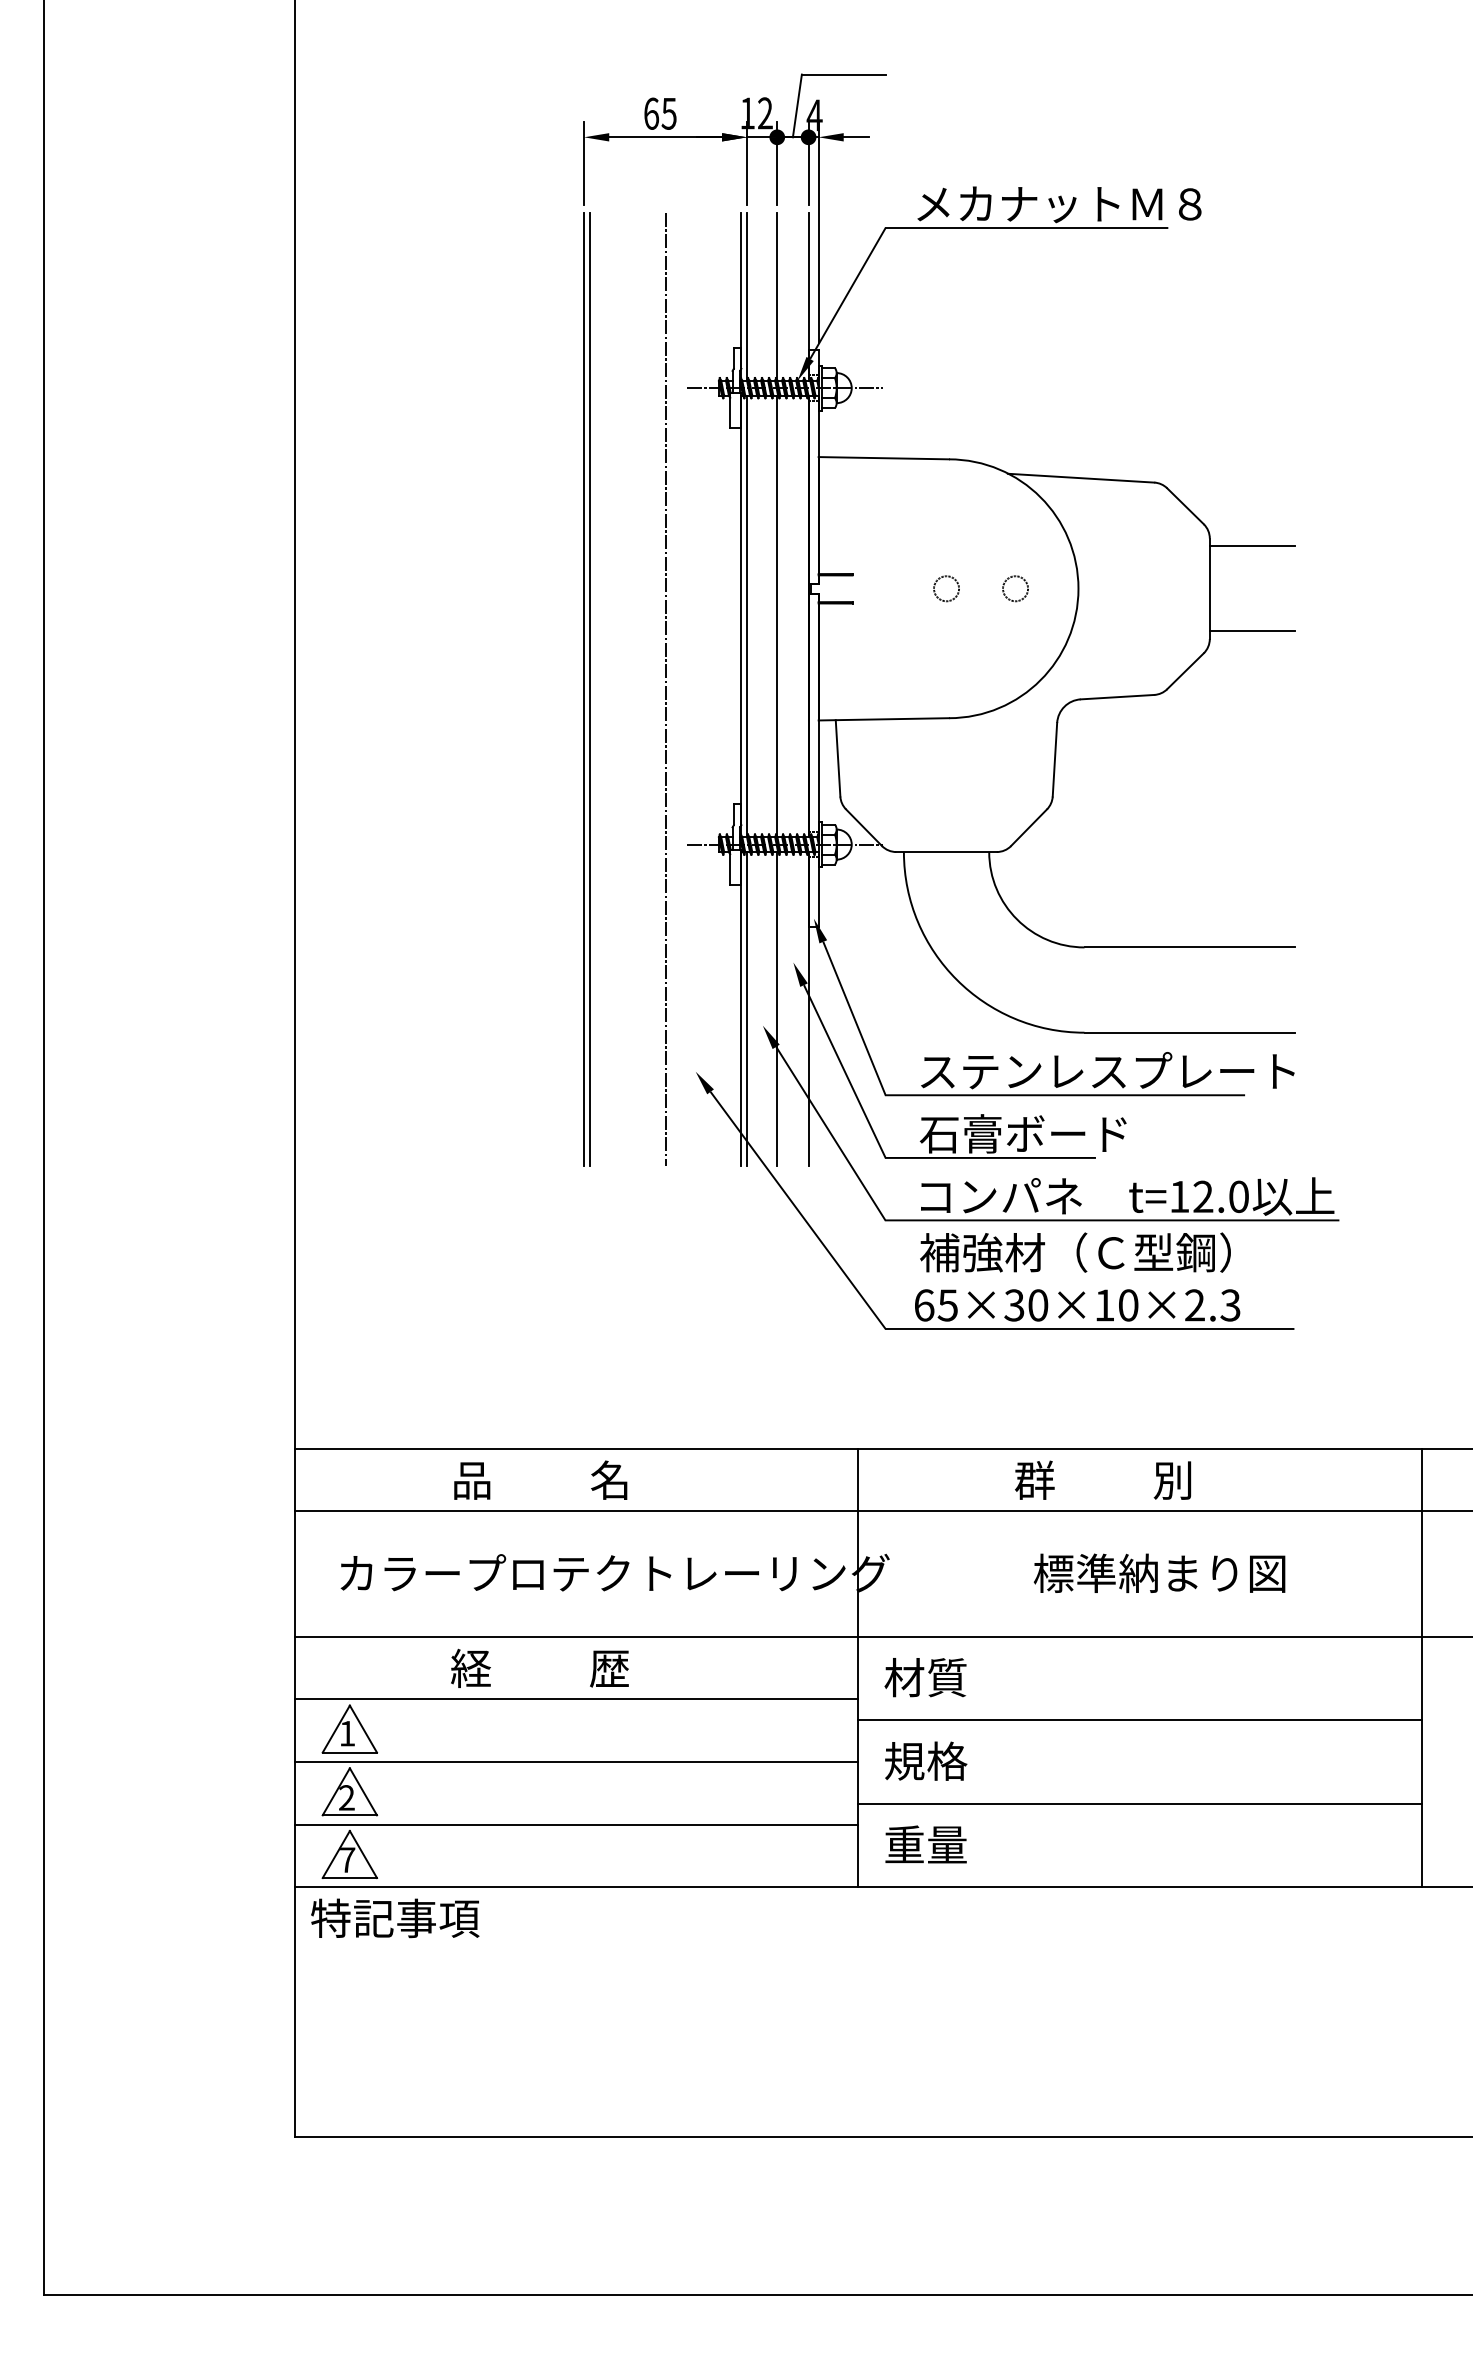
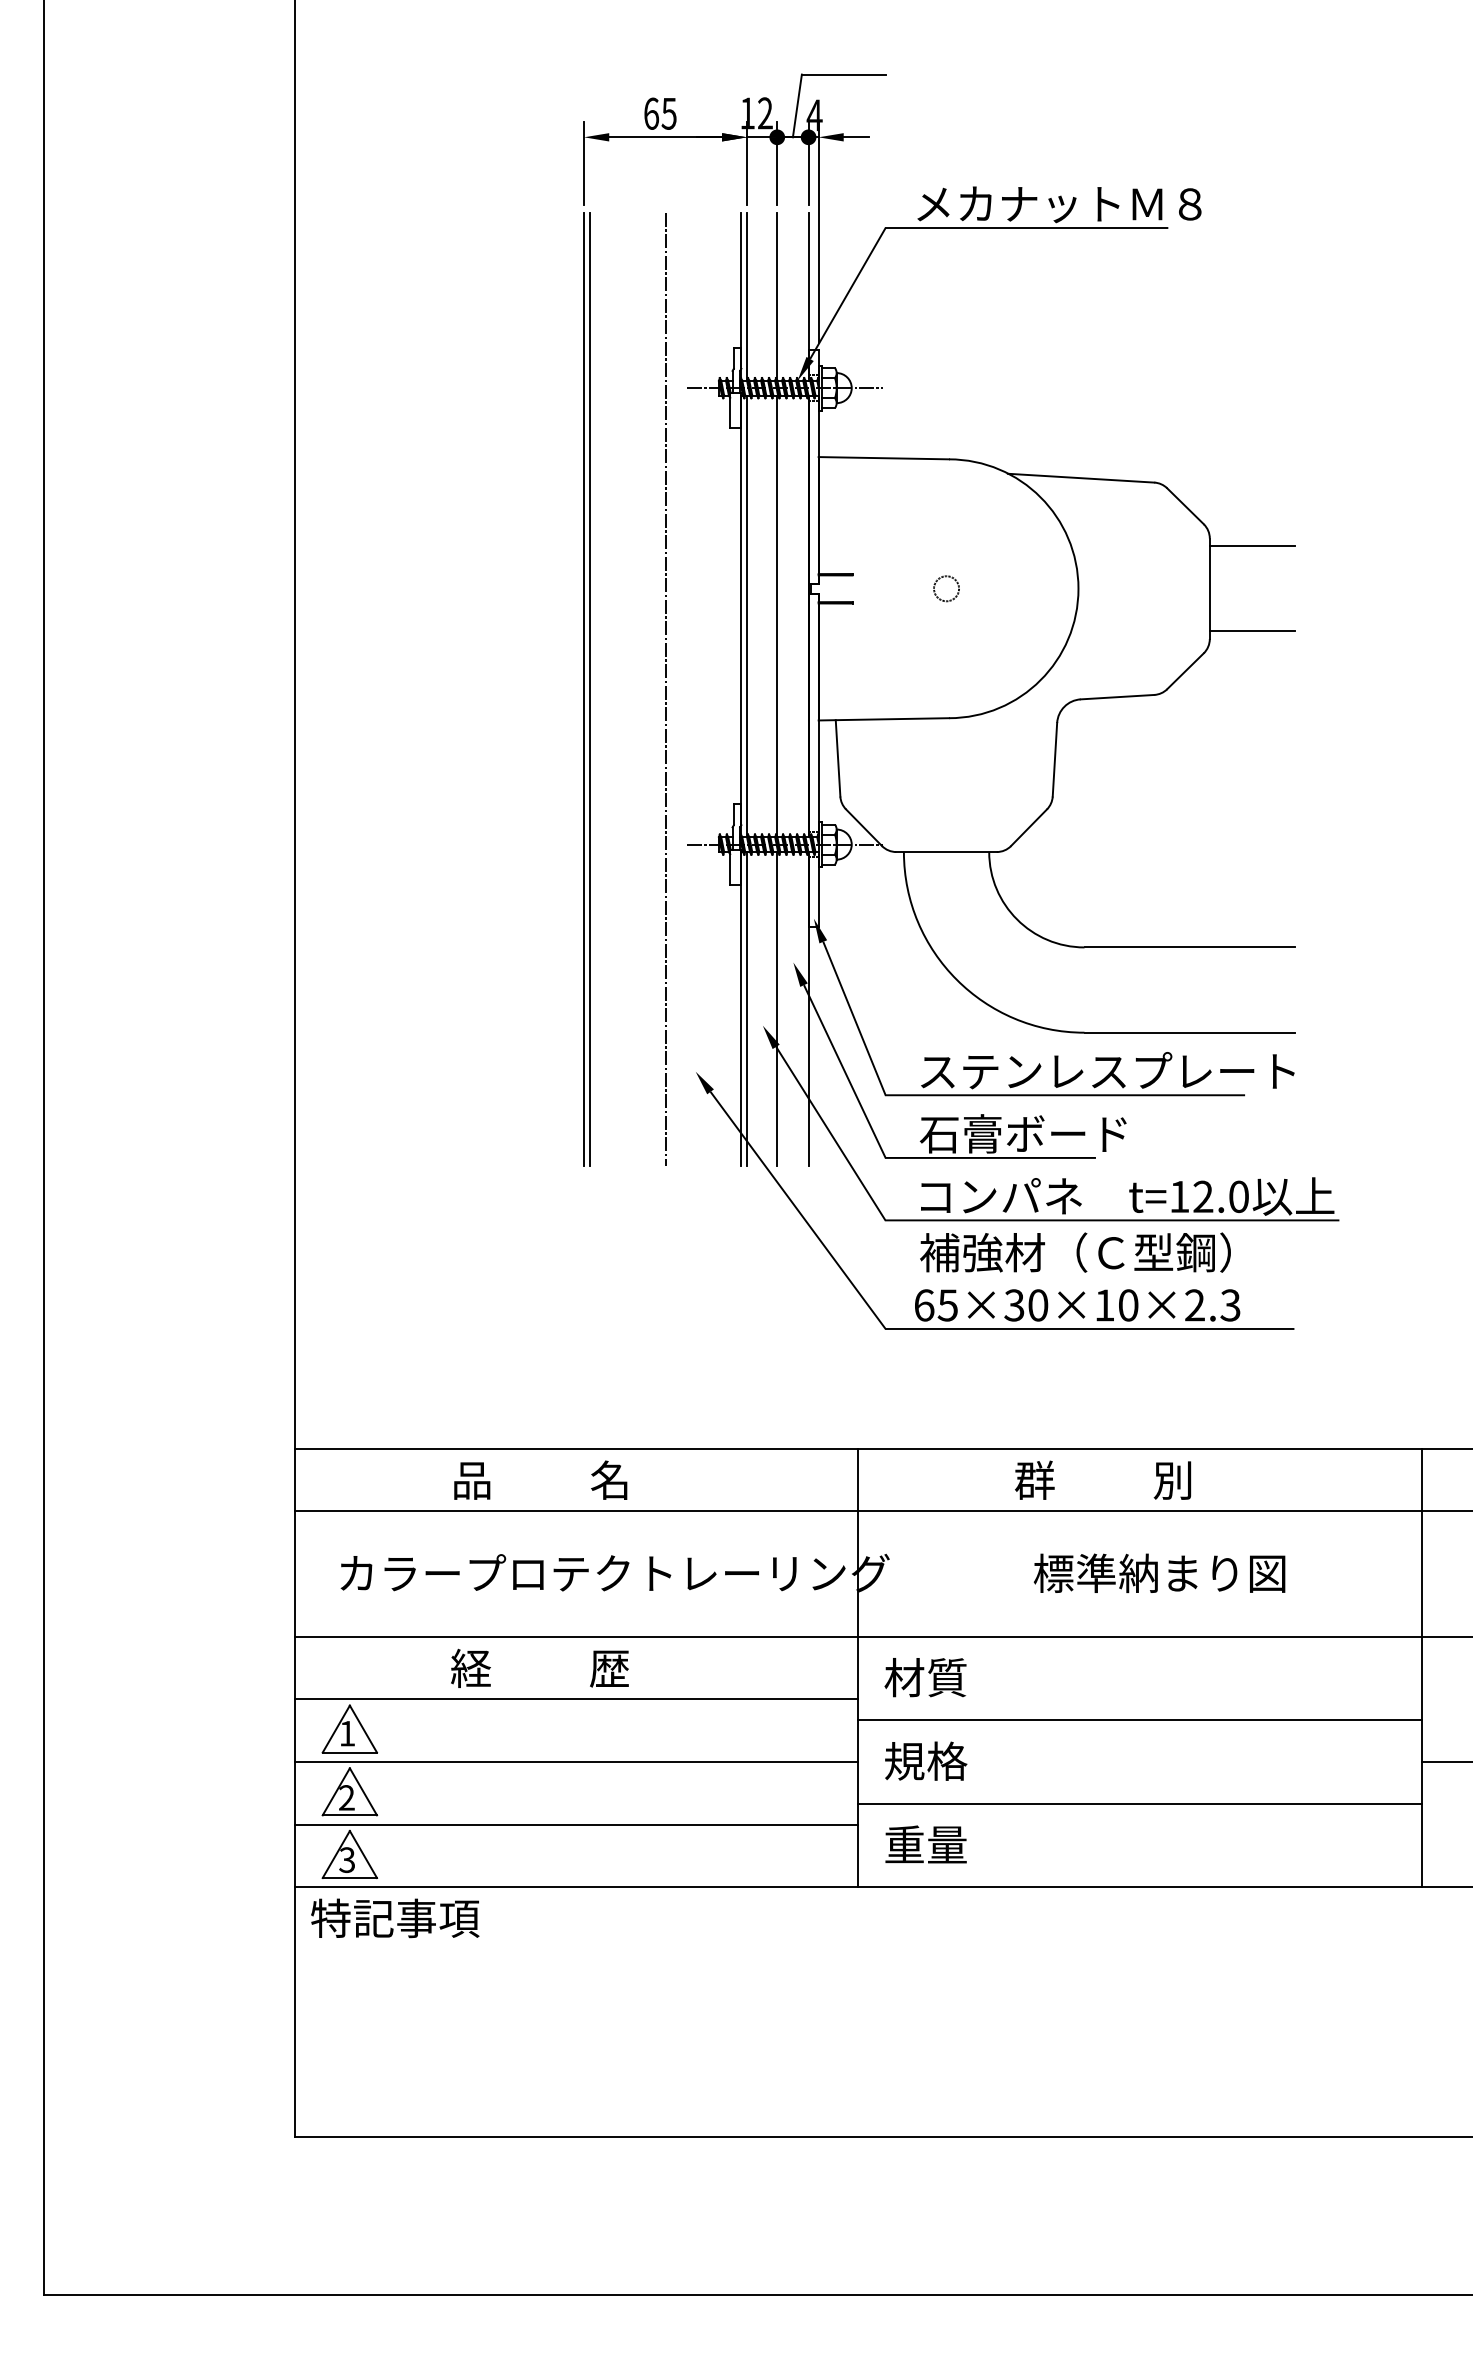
circle: present -> none (1015, 588)
line: none -> present (1445, 1762)
text: 7 -> 3 (347, 1860)
